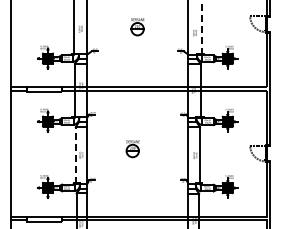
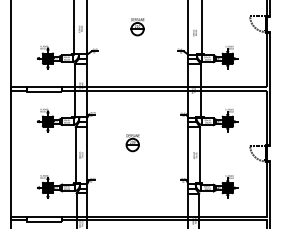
line: dashed -> solid (201, 27)
part position: (132, 149) -> (132, 143) (132, 143)
line: dashed -> solid (75, 154)
